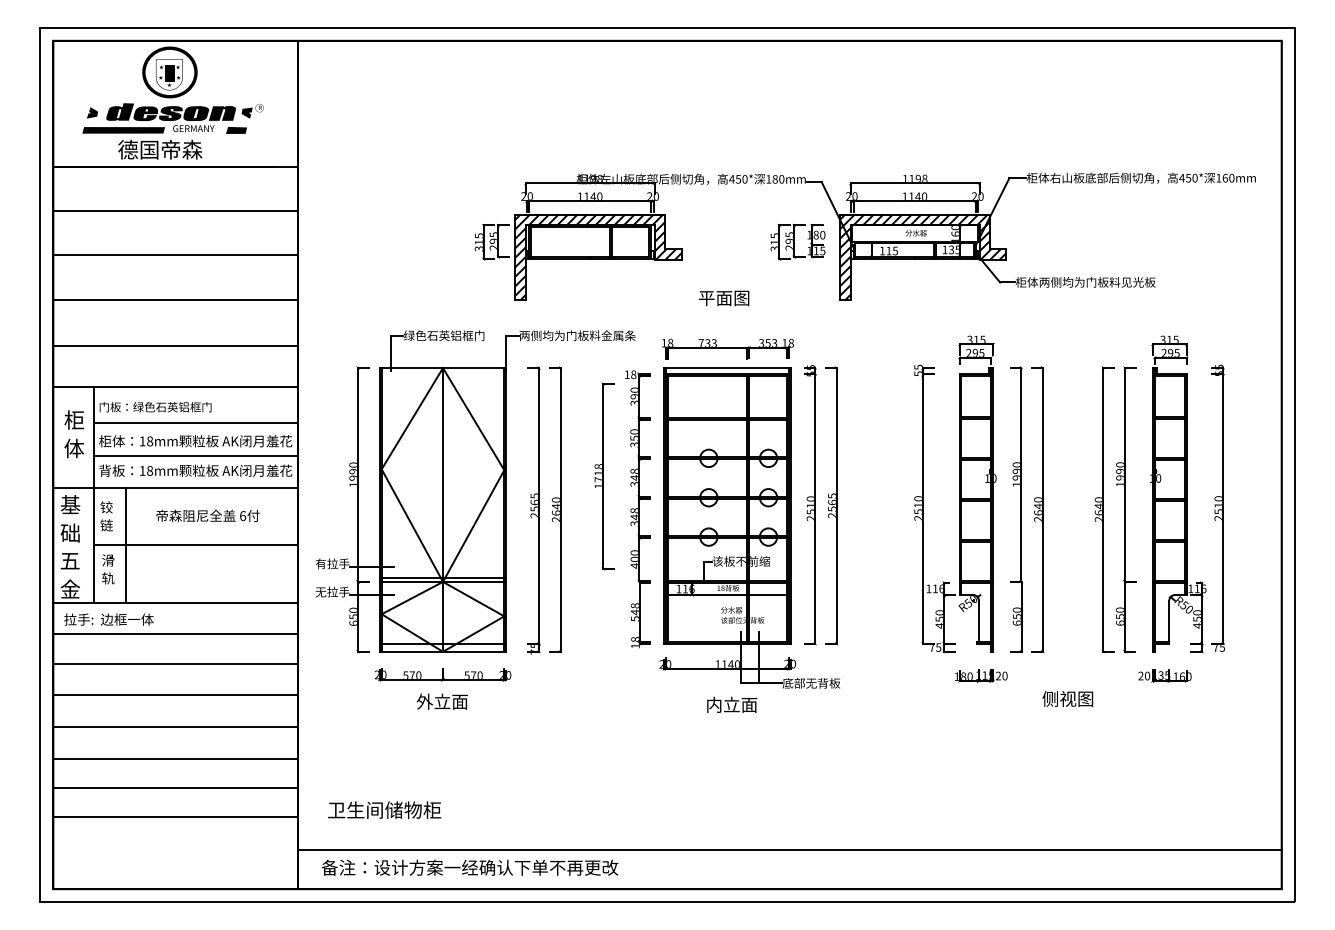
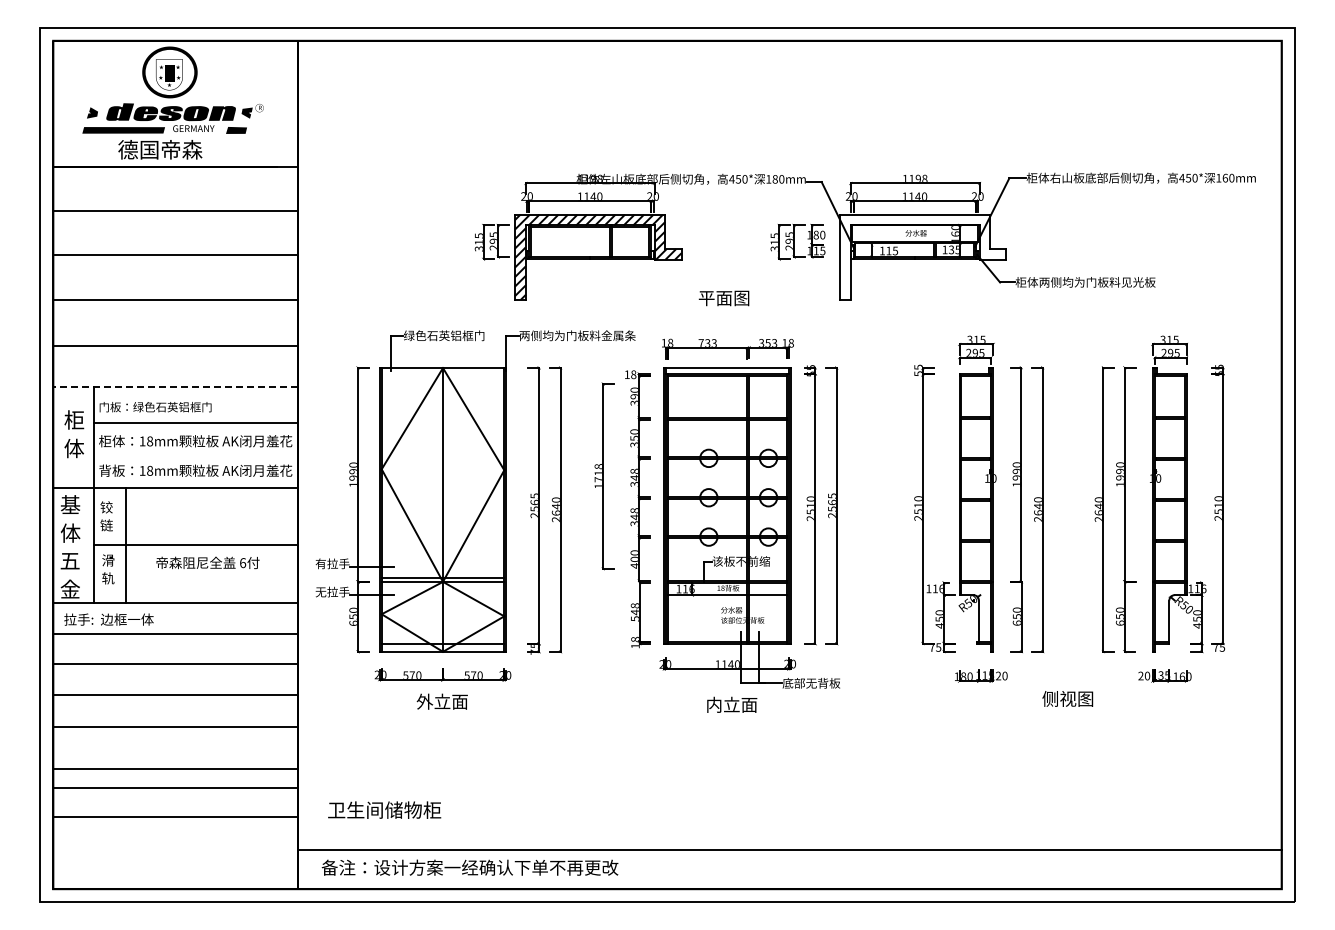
hatch: present -> none (922, 256)
line: solid -> dashed (175, 387)
line: present -> none (195, 456)
text position: (207, 515) -> (207, 562) (207, 562)
text: 础 -> 体 (70, 532)
line position: (175, 759) -> (175, 769) (175, 769)
